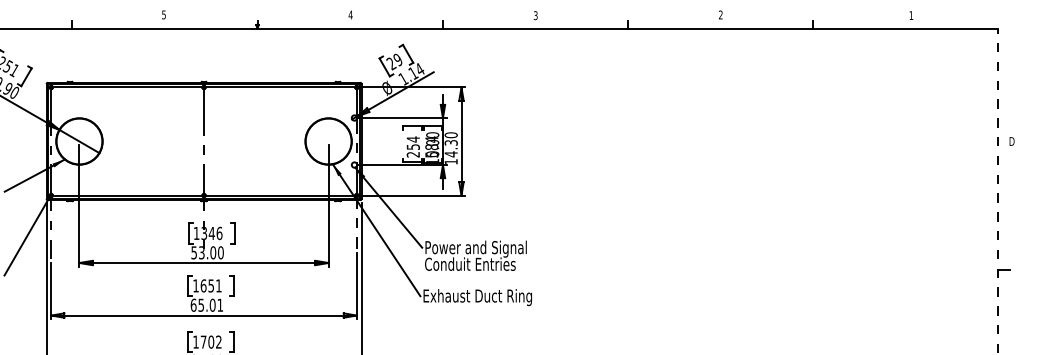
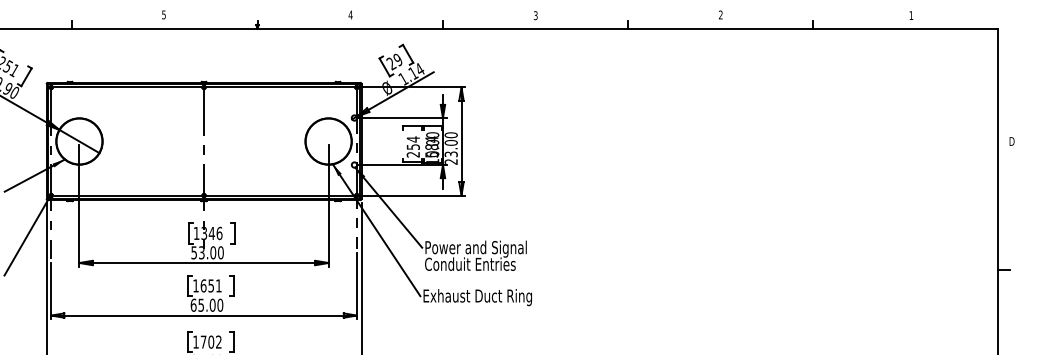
text: 14.30 -> 23.00 (450, 151)
line: dashed -> solid (998, 191)
text: 65.01 -> 65.00 (220, 304)
